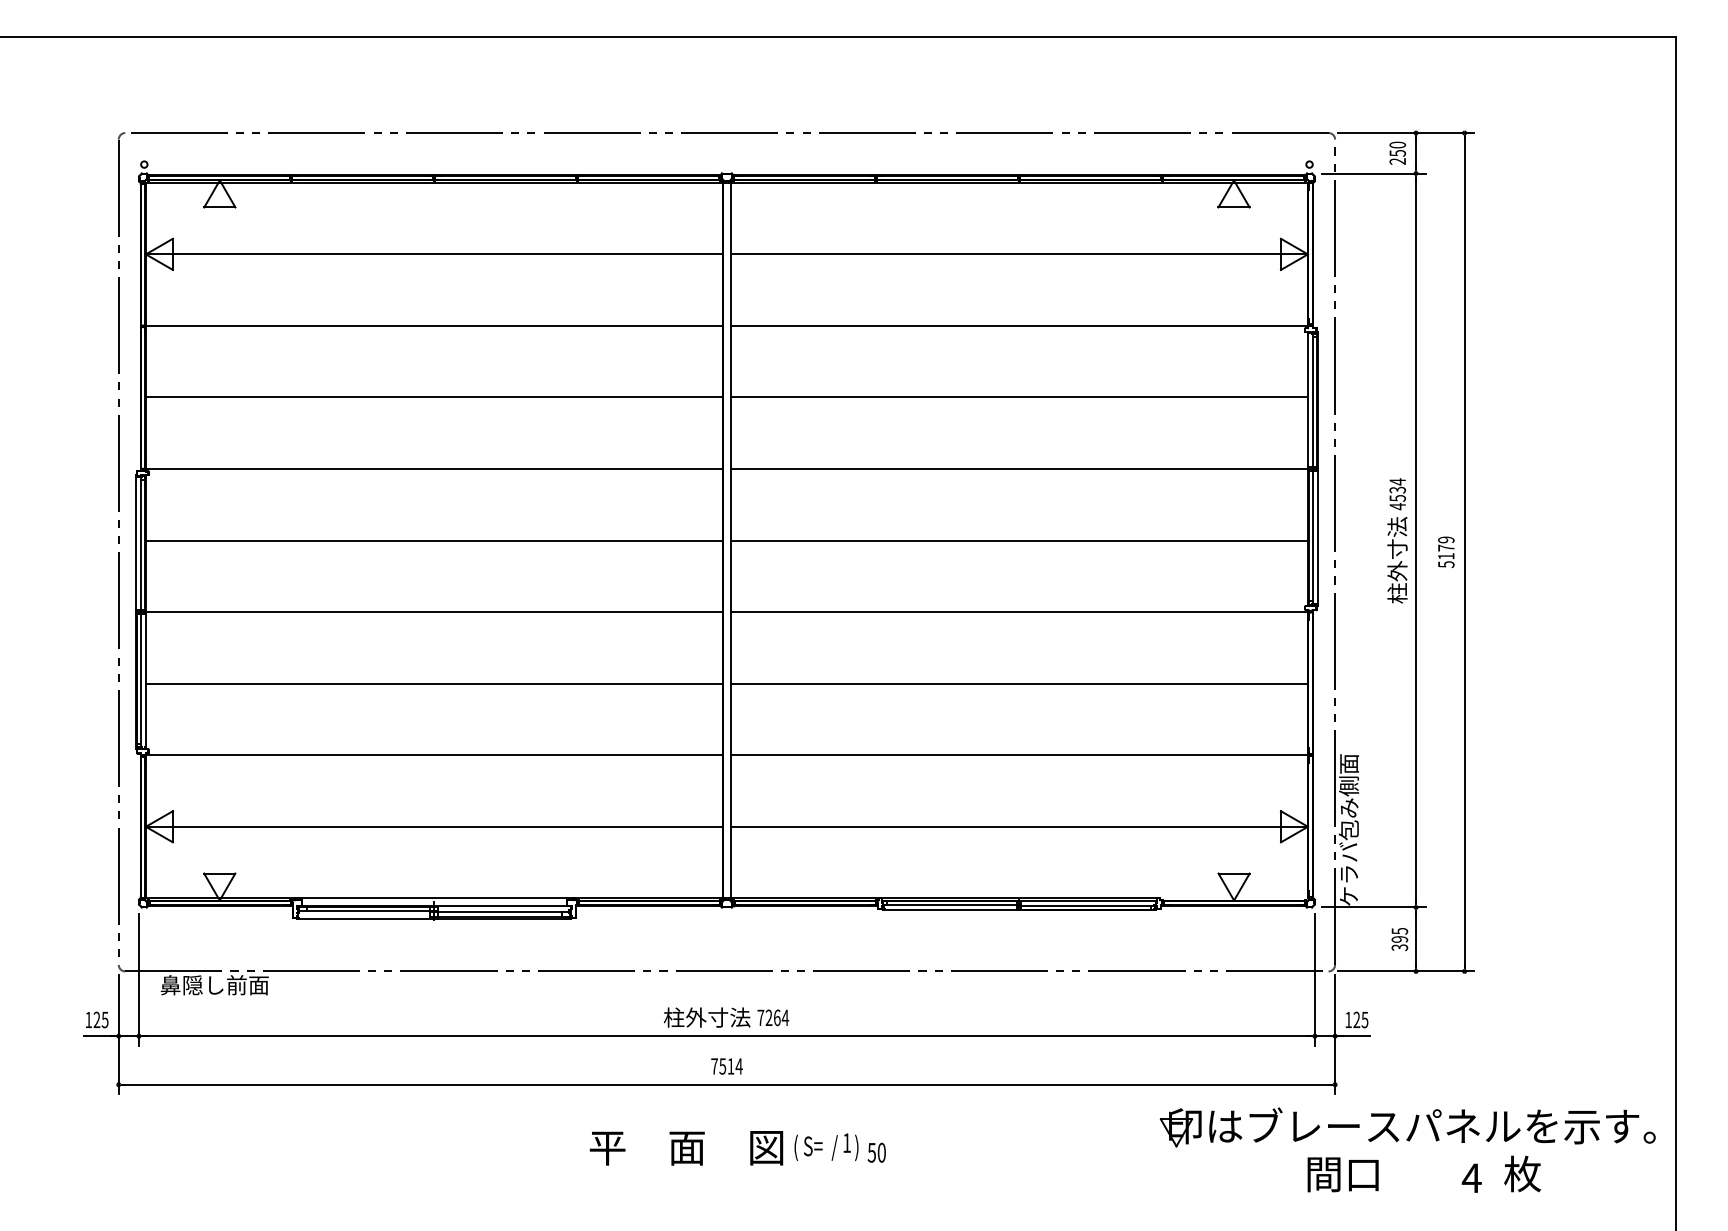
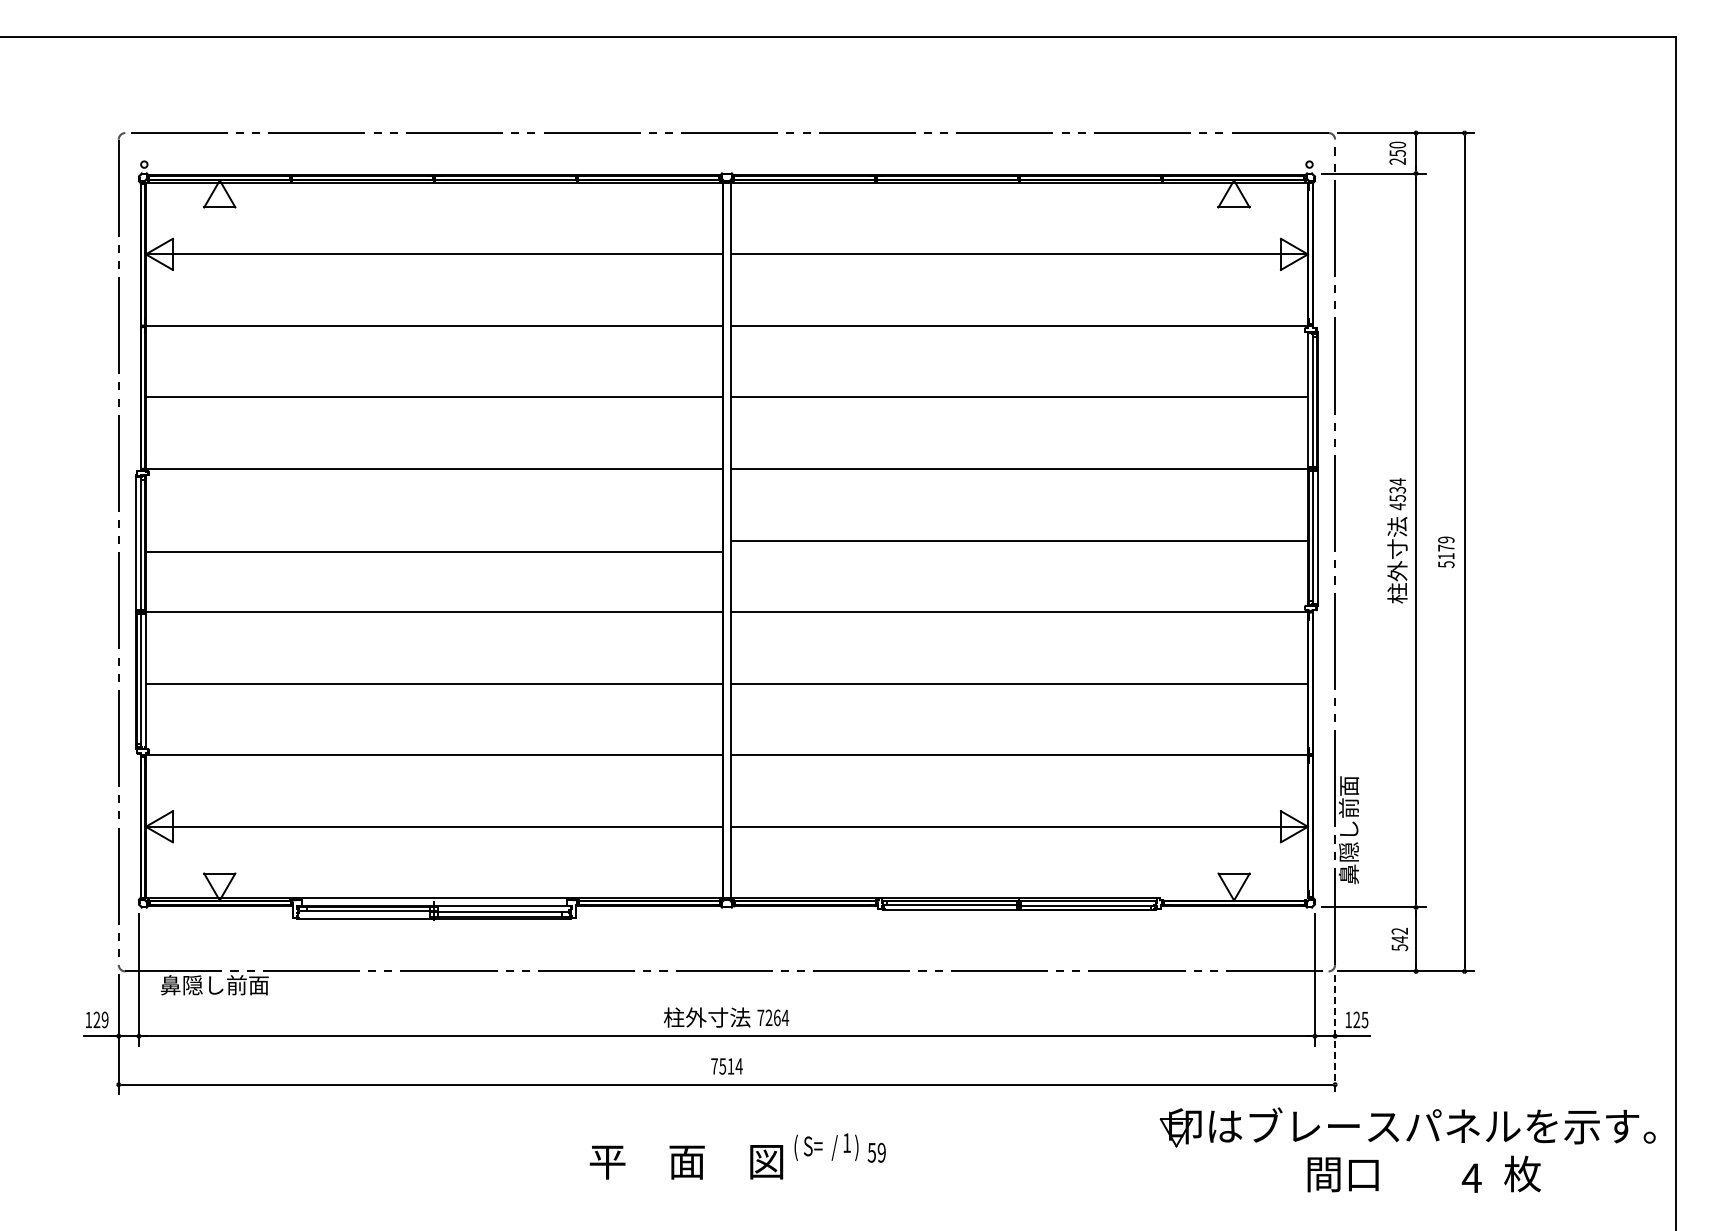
line position: (433, 540) -> (433, 551) (433, 551)
text: ケラバ包み側面 -> 鼻隠し前面 (1348, 829)
text: 395 -> 542 (1399, 938)
text: 125 -> 129 (104, 1019)
line: solid -> dashed (1335, 1034)
text position: (686, 1148) -> (686, 1162) (686, 1162)
text: 50 -> 59 (881, 1152)
